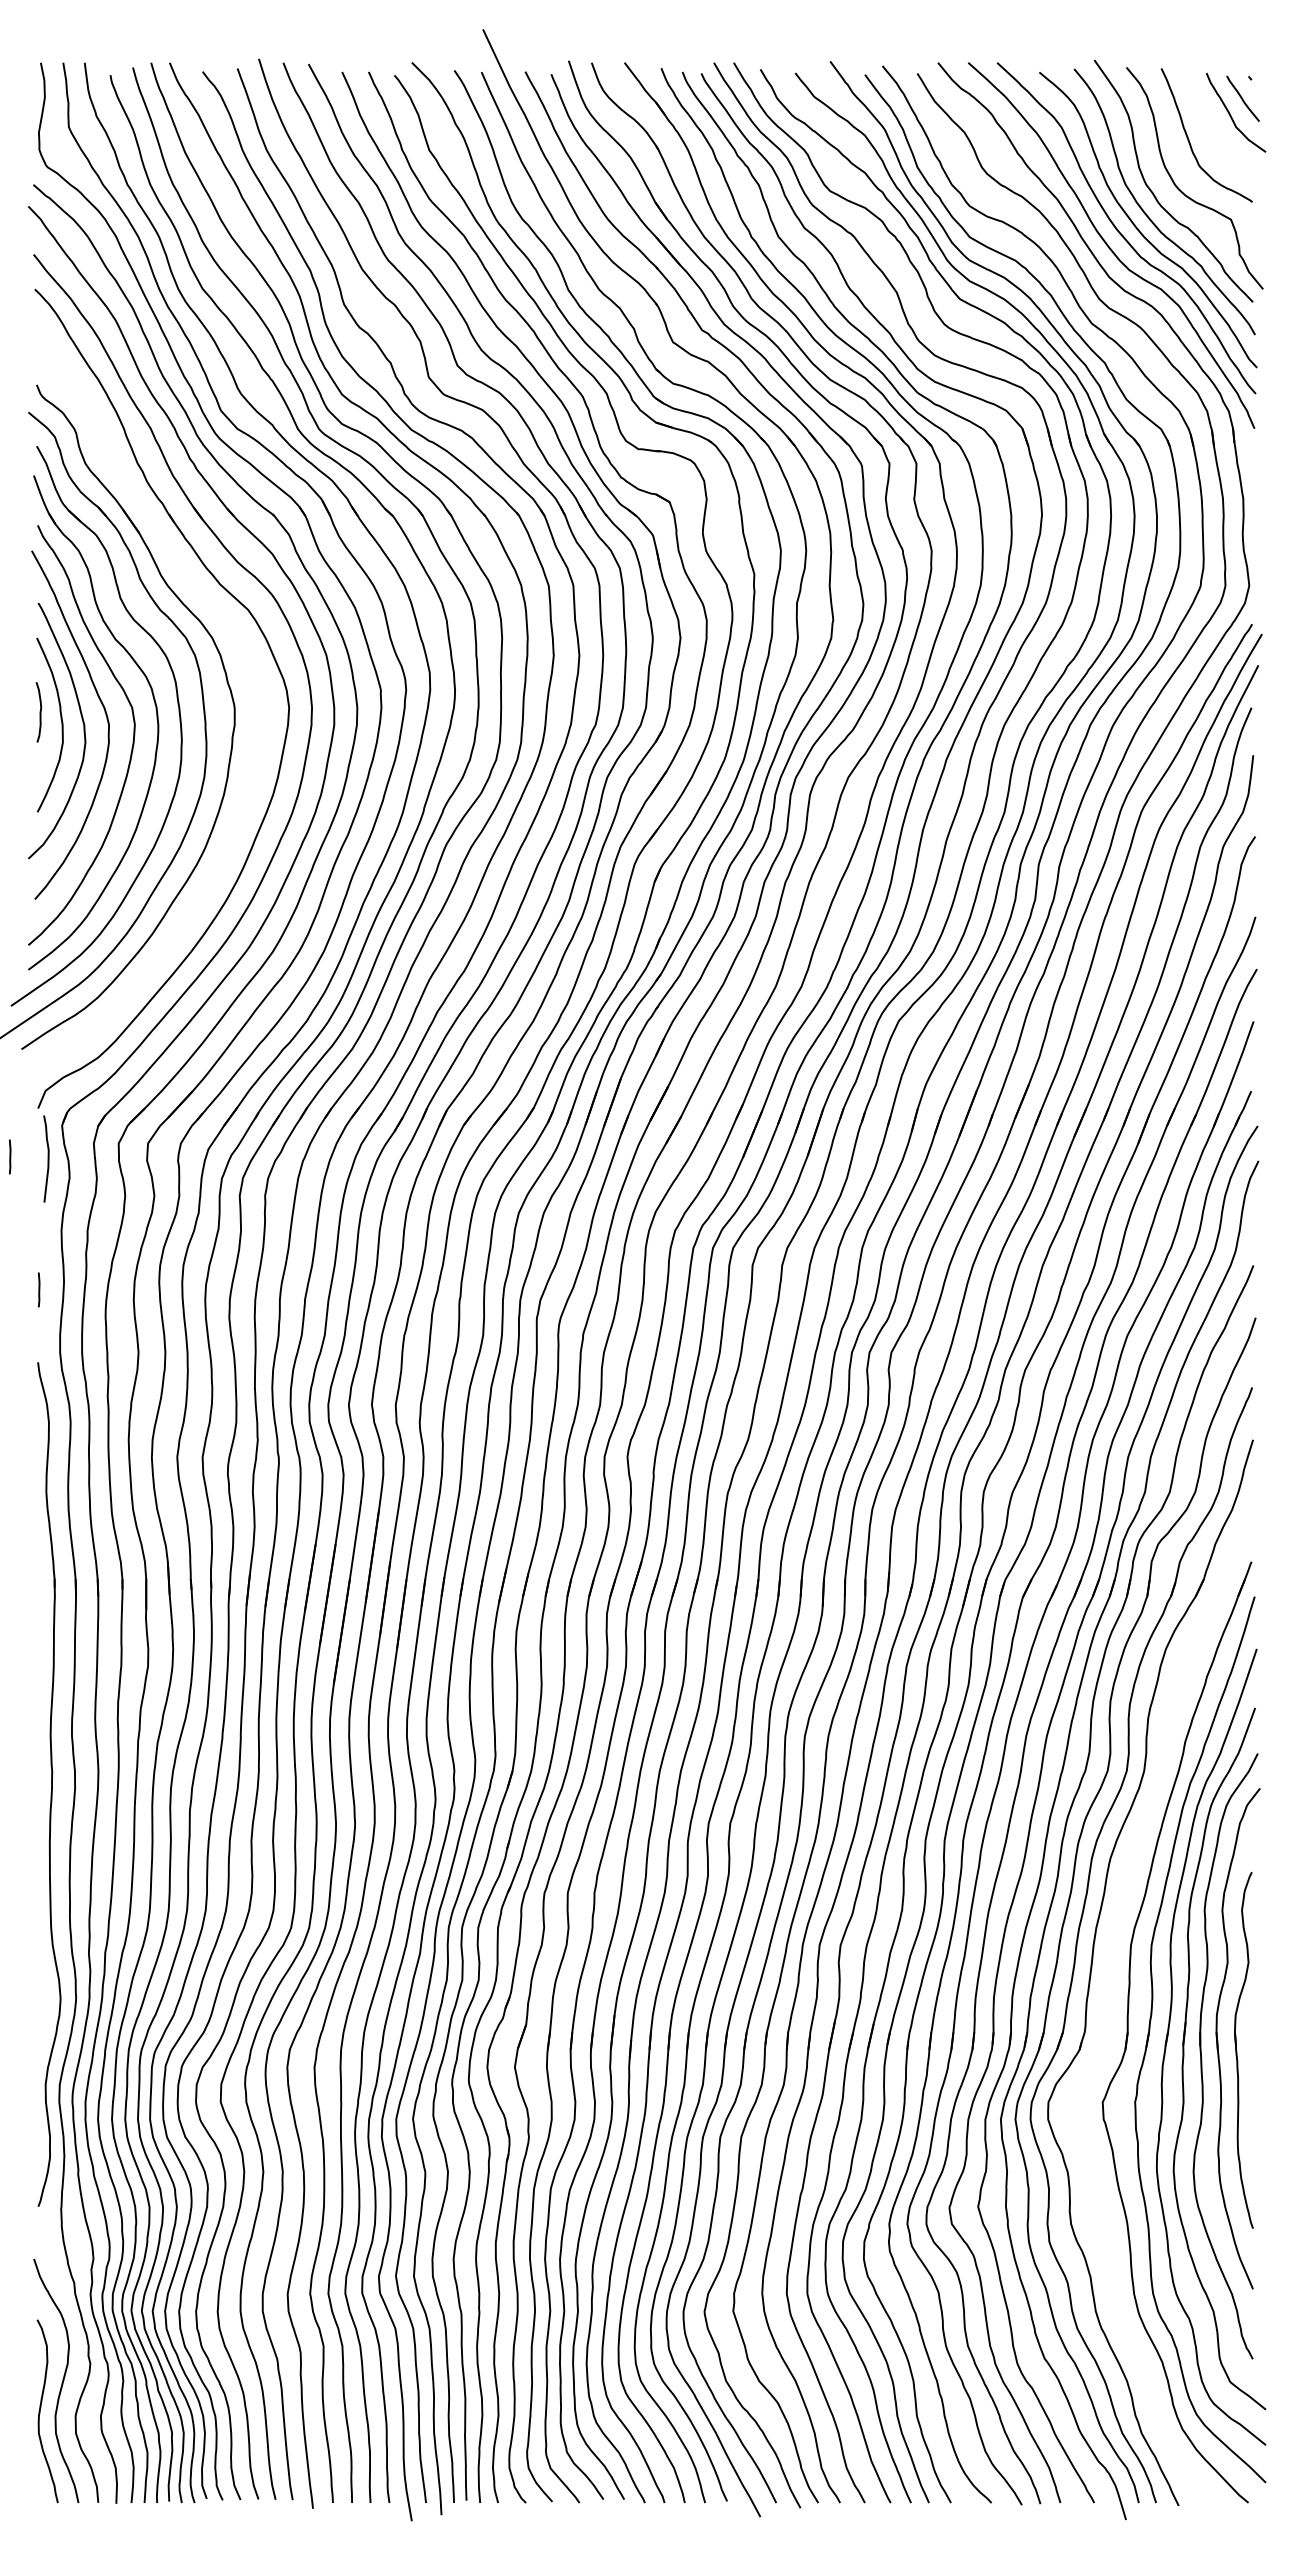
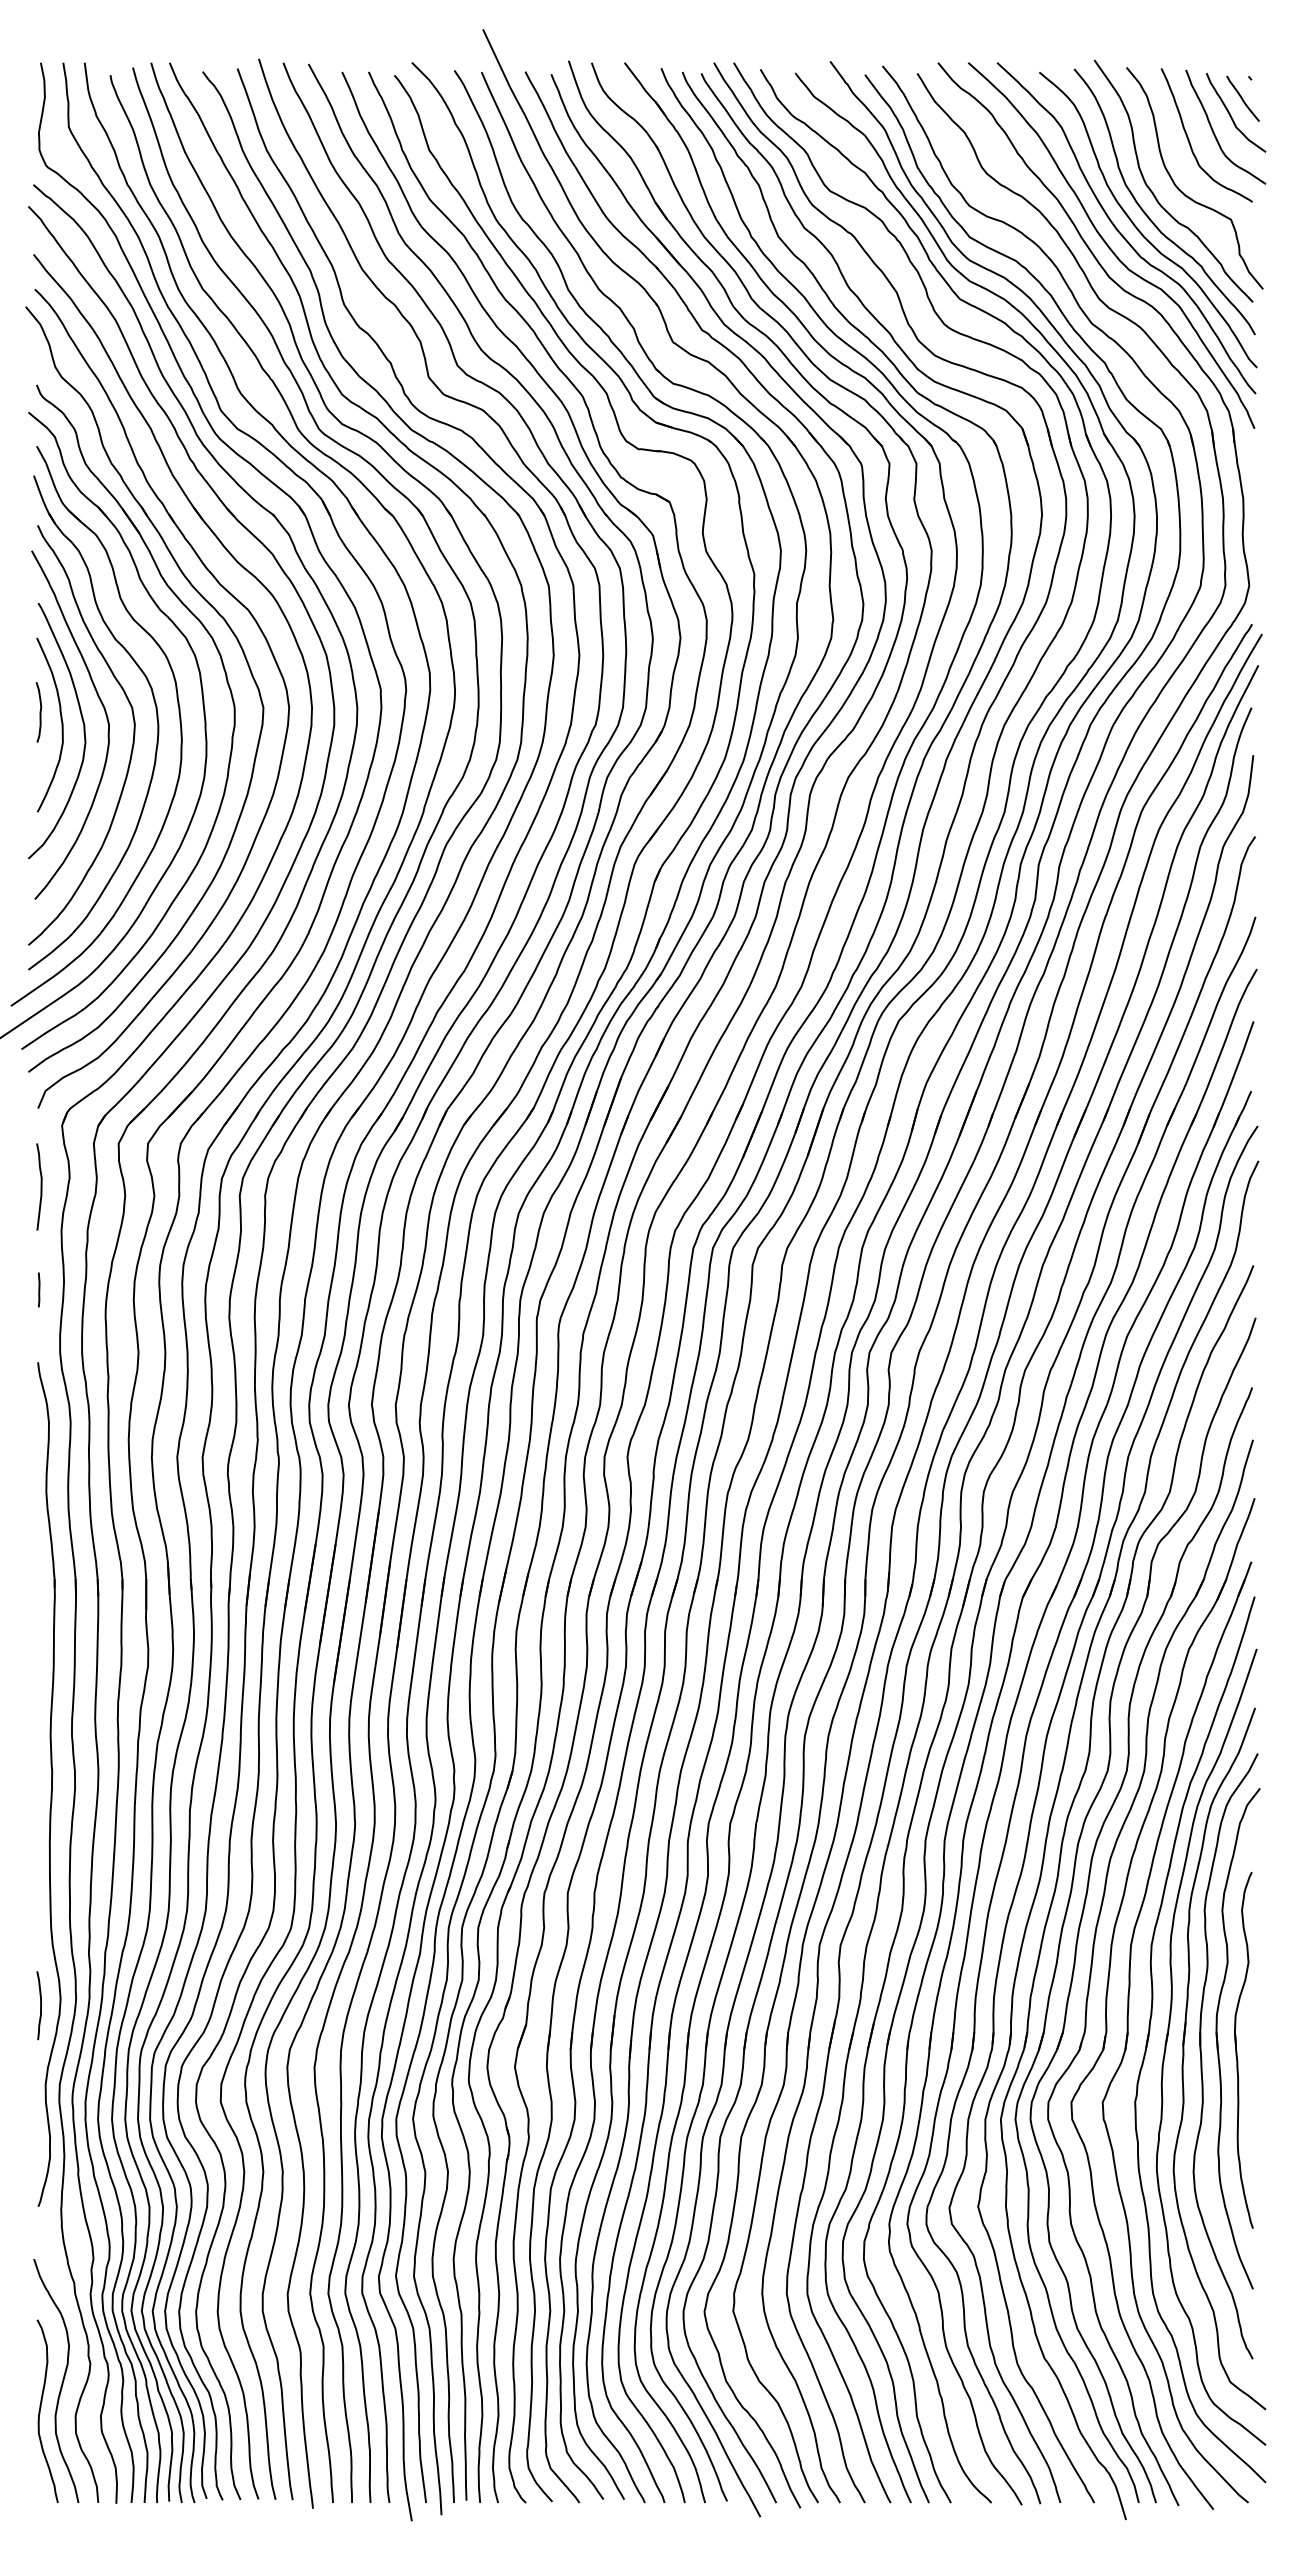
curve: none -> present (1213, 129)
part: none -> present (239, 646)
line: present -> none (10, 1156)
curve position: (47, 1158) -> (40, 1186) (40, 1186)
part: none -> present (1107, 2003)
curve: none -> present (40, 2005)
